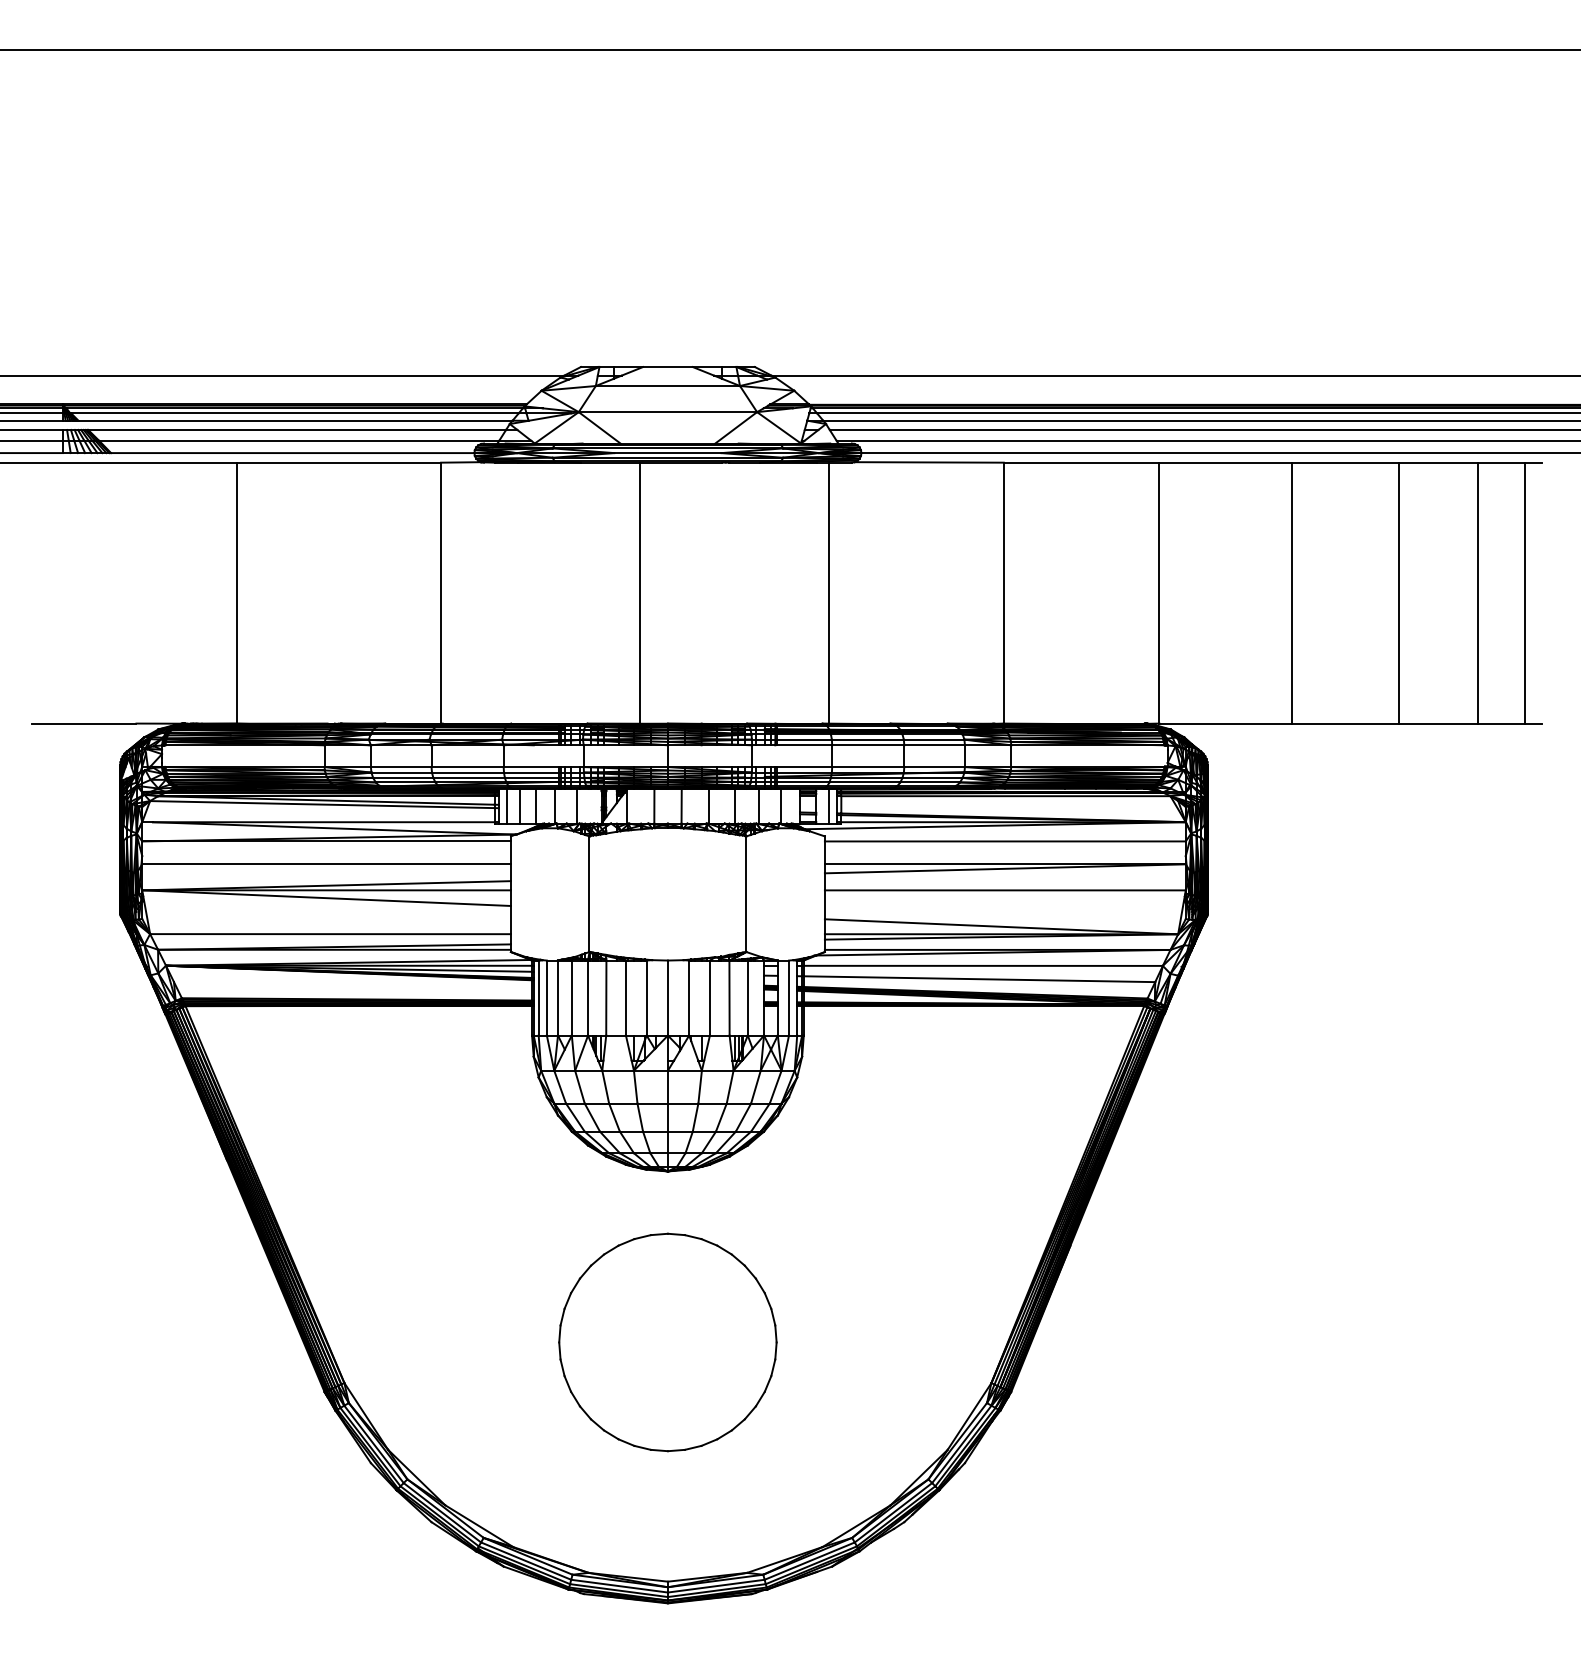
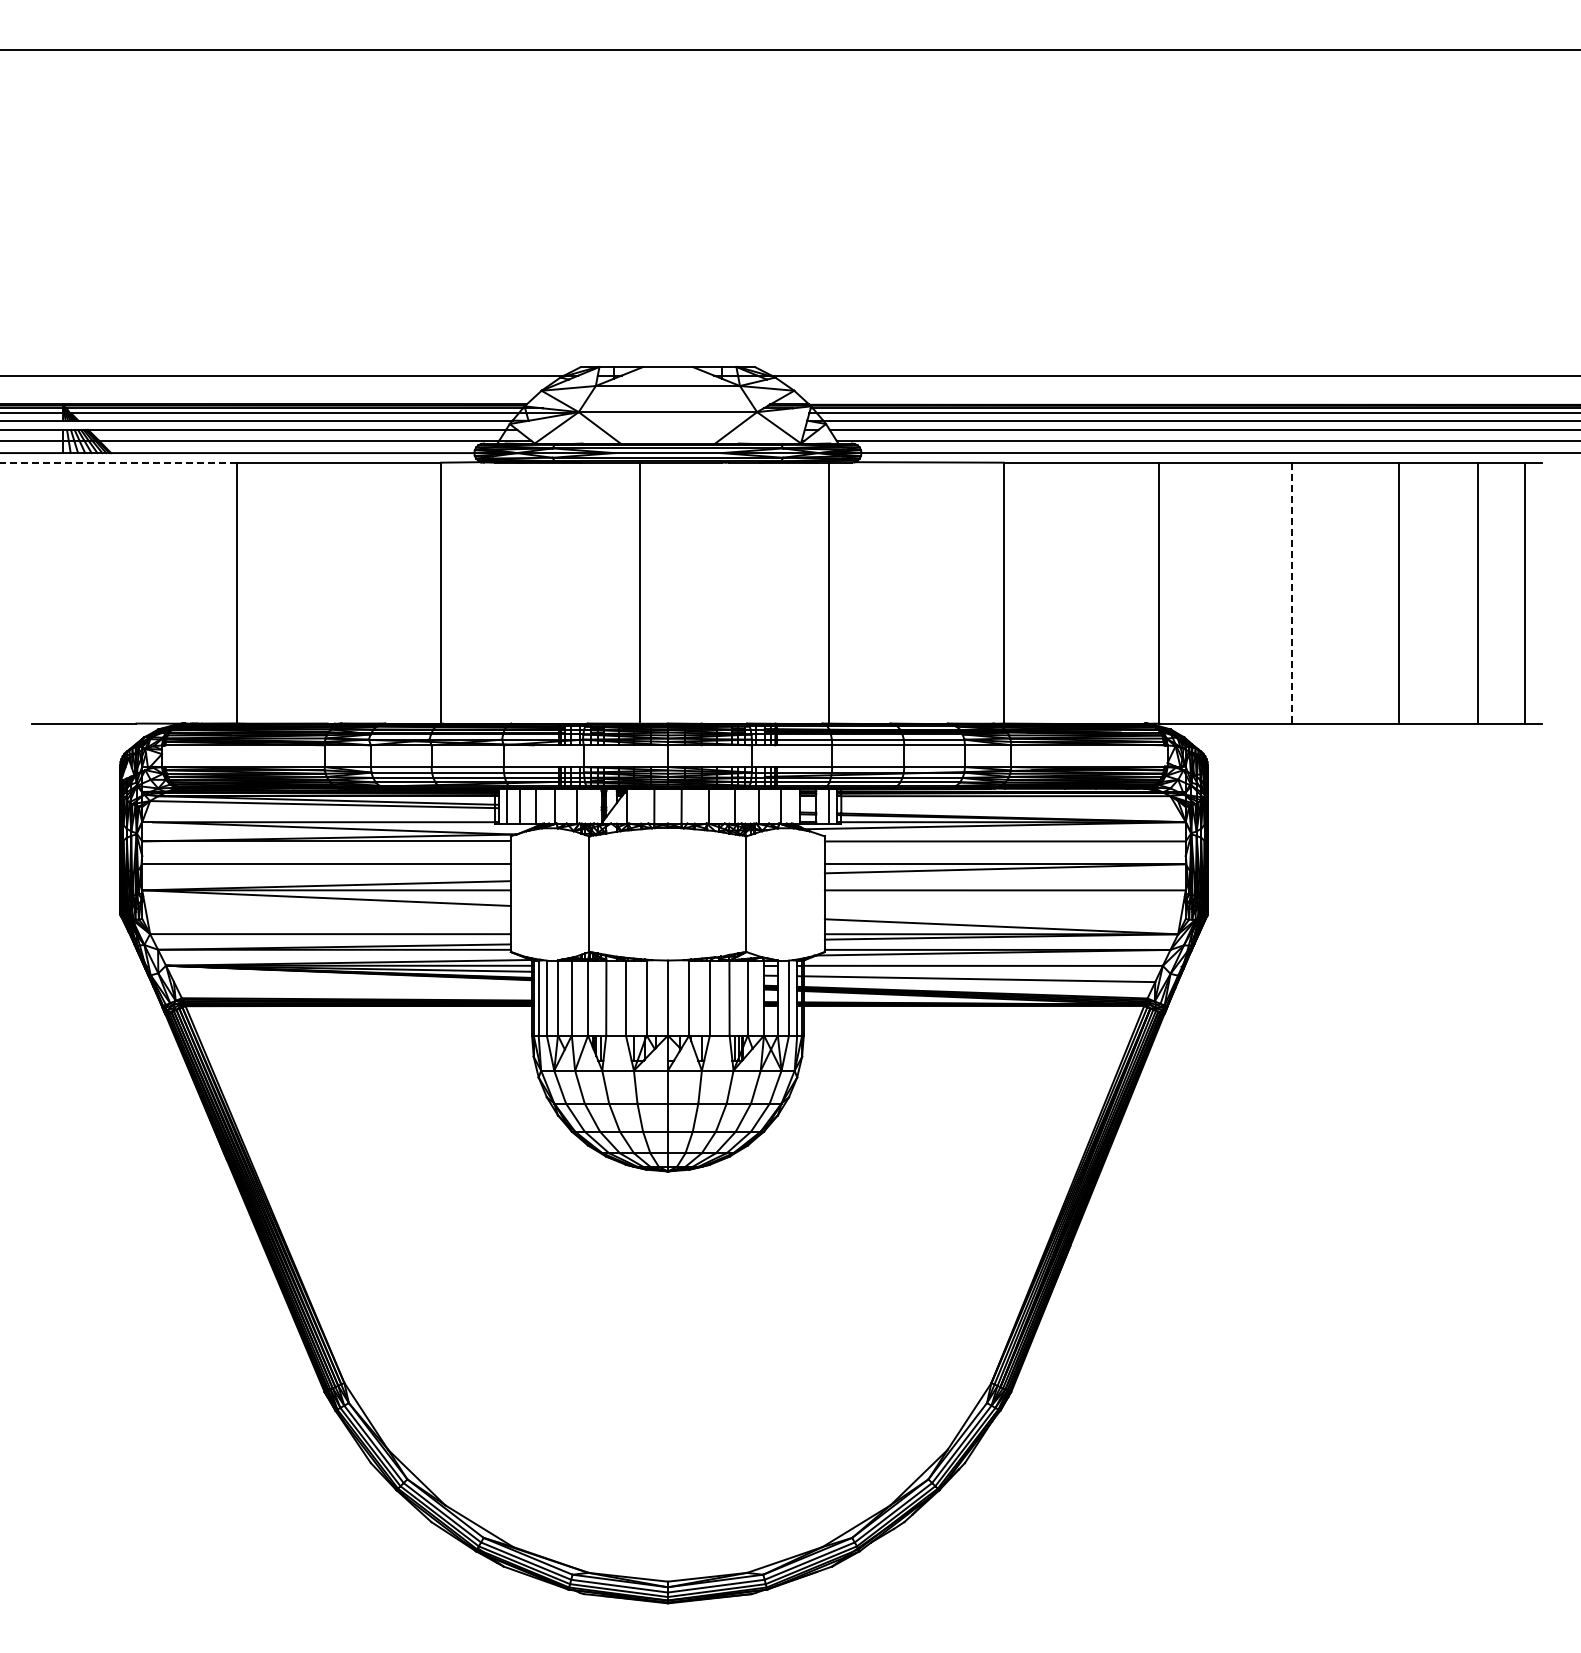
line: solid -> dashed (119, 462)
line: solid -> dashed (1292, 593)
part: present -> none (667, 1342)
